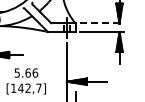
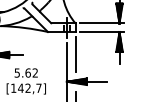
line: dashed -> solid (102, 23)
line: none -> present (75, 53)
text: 5.66 -> 5.62 (35, 72)
